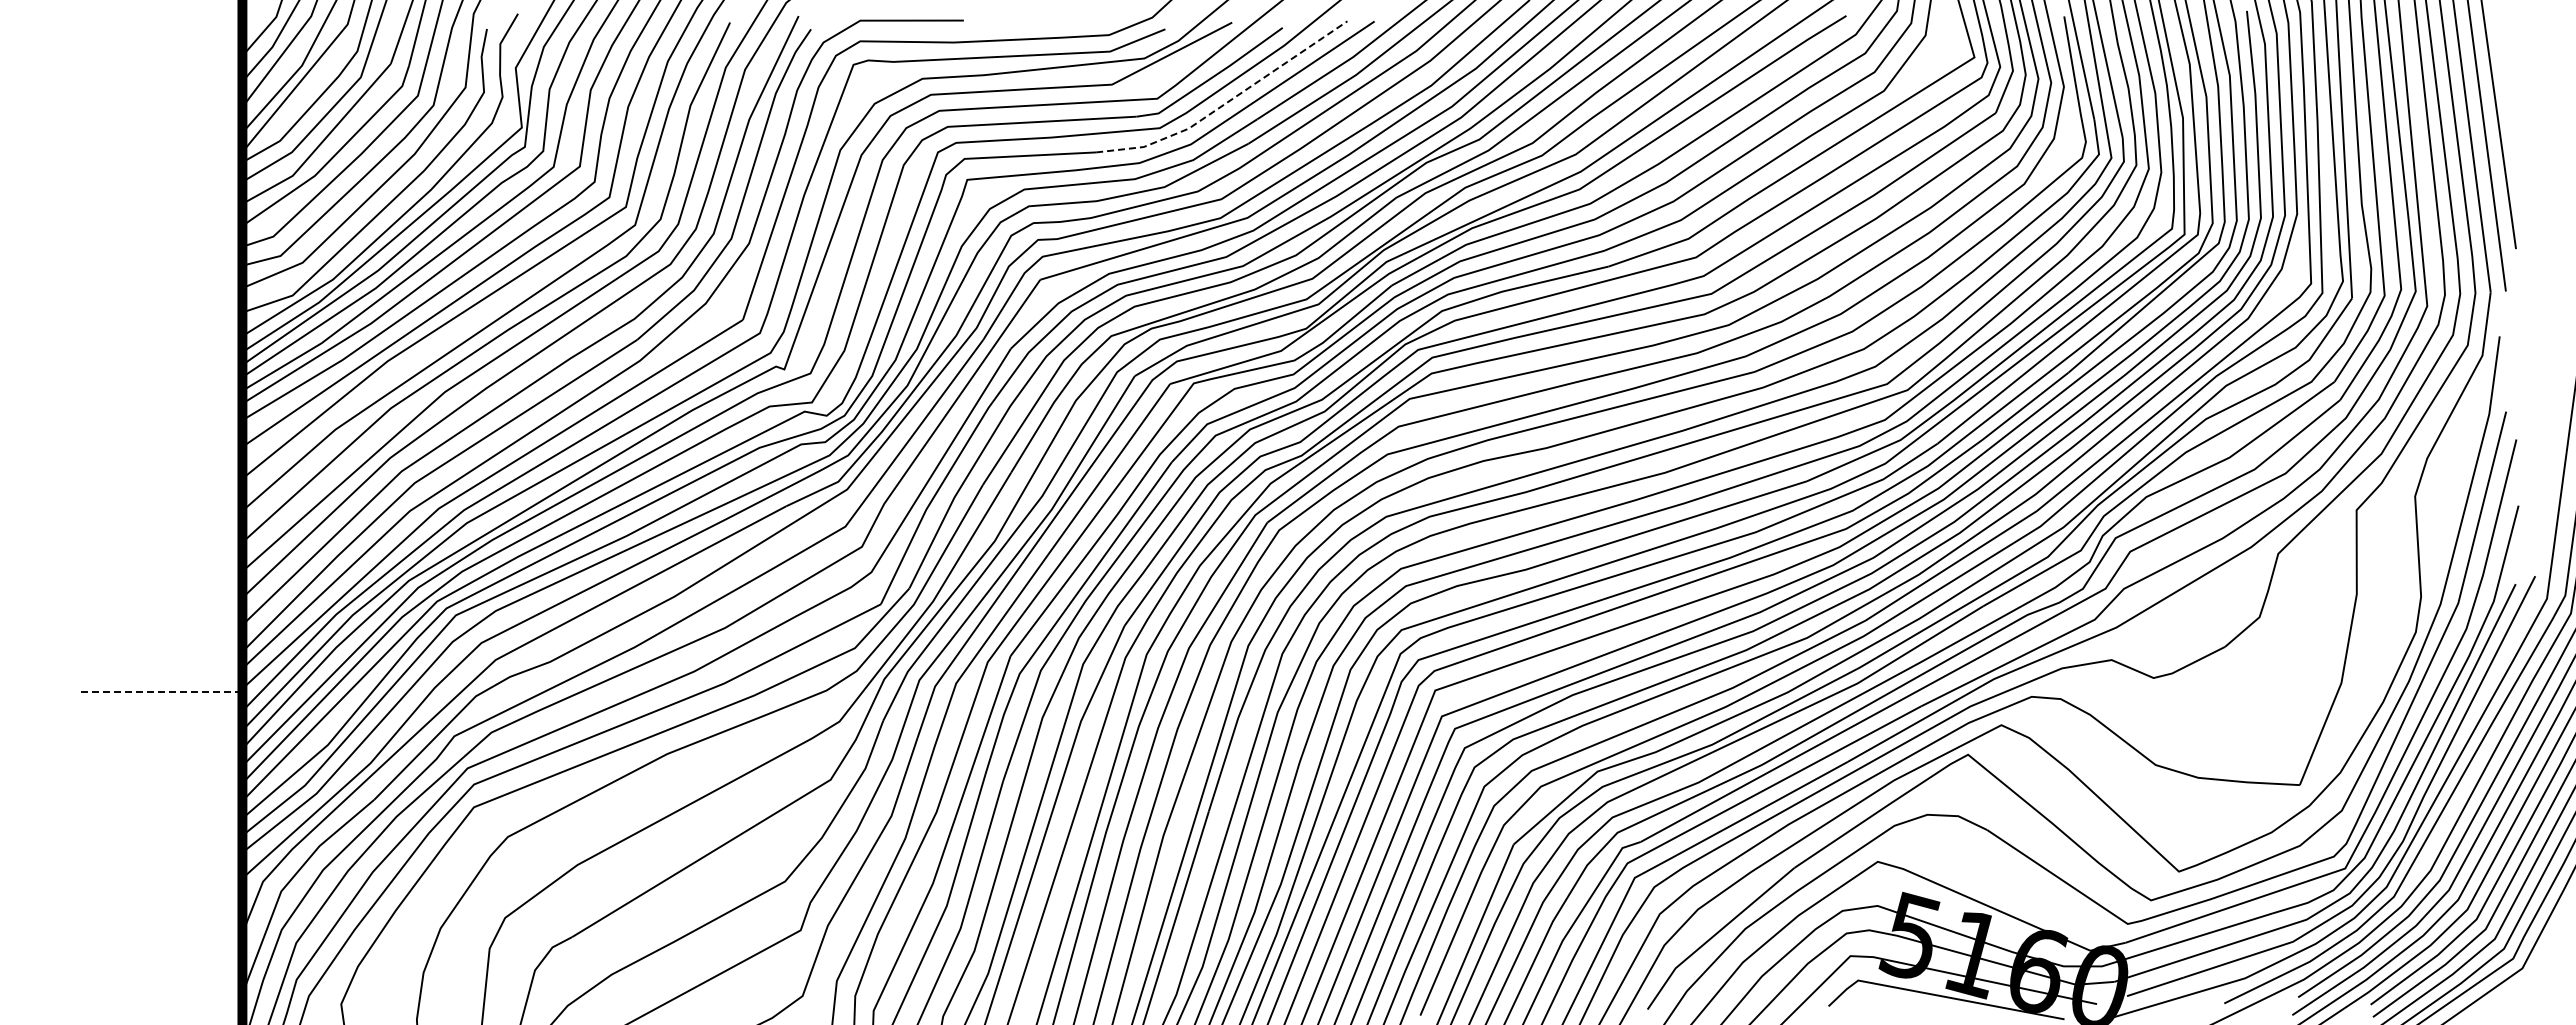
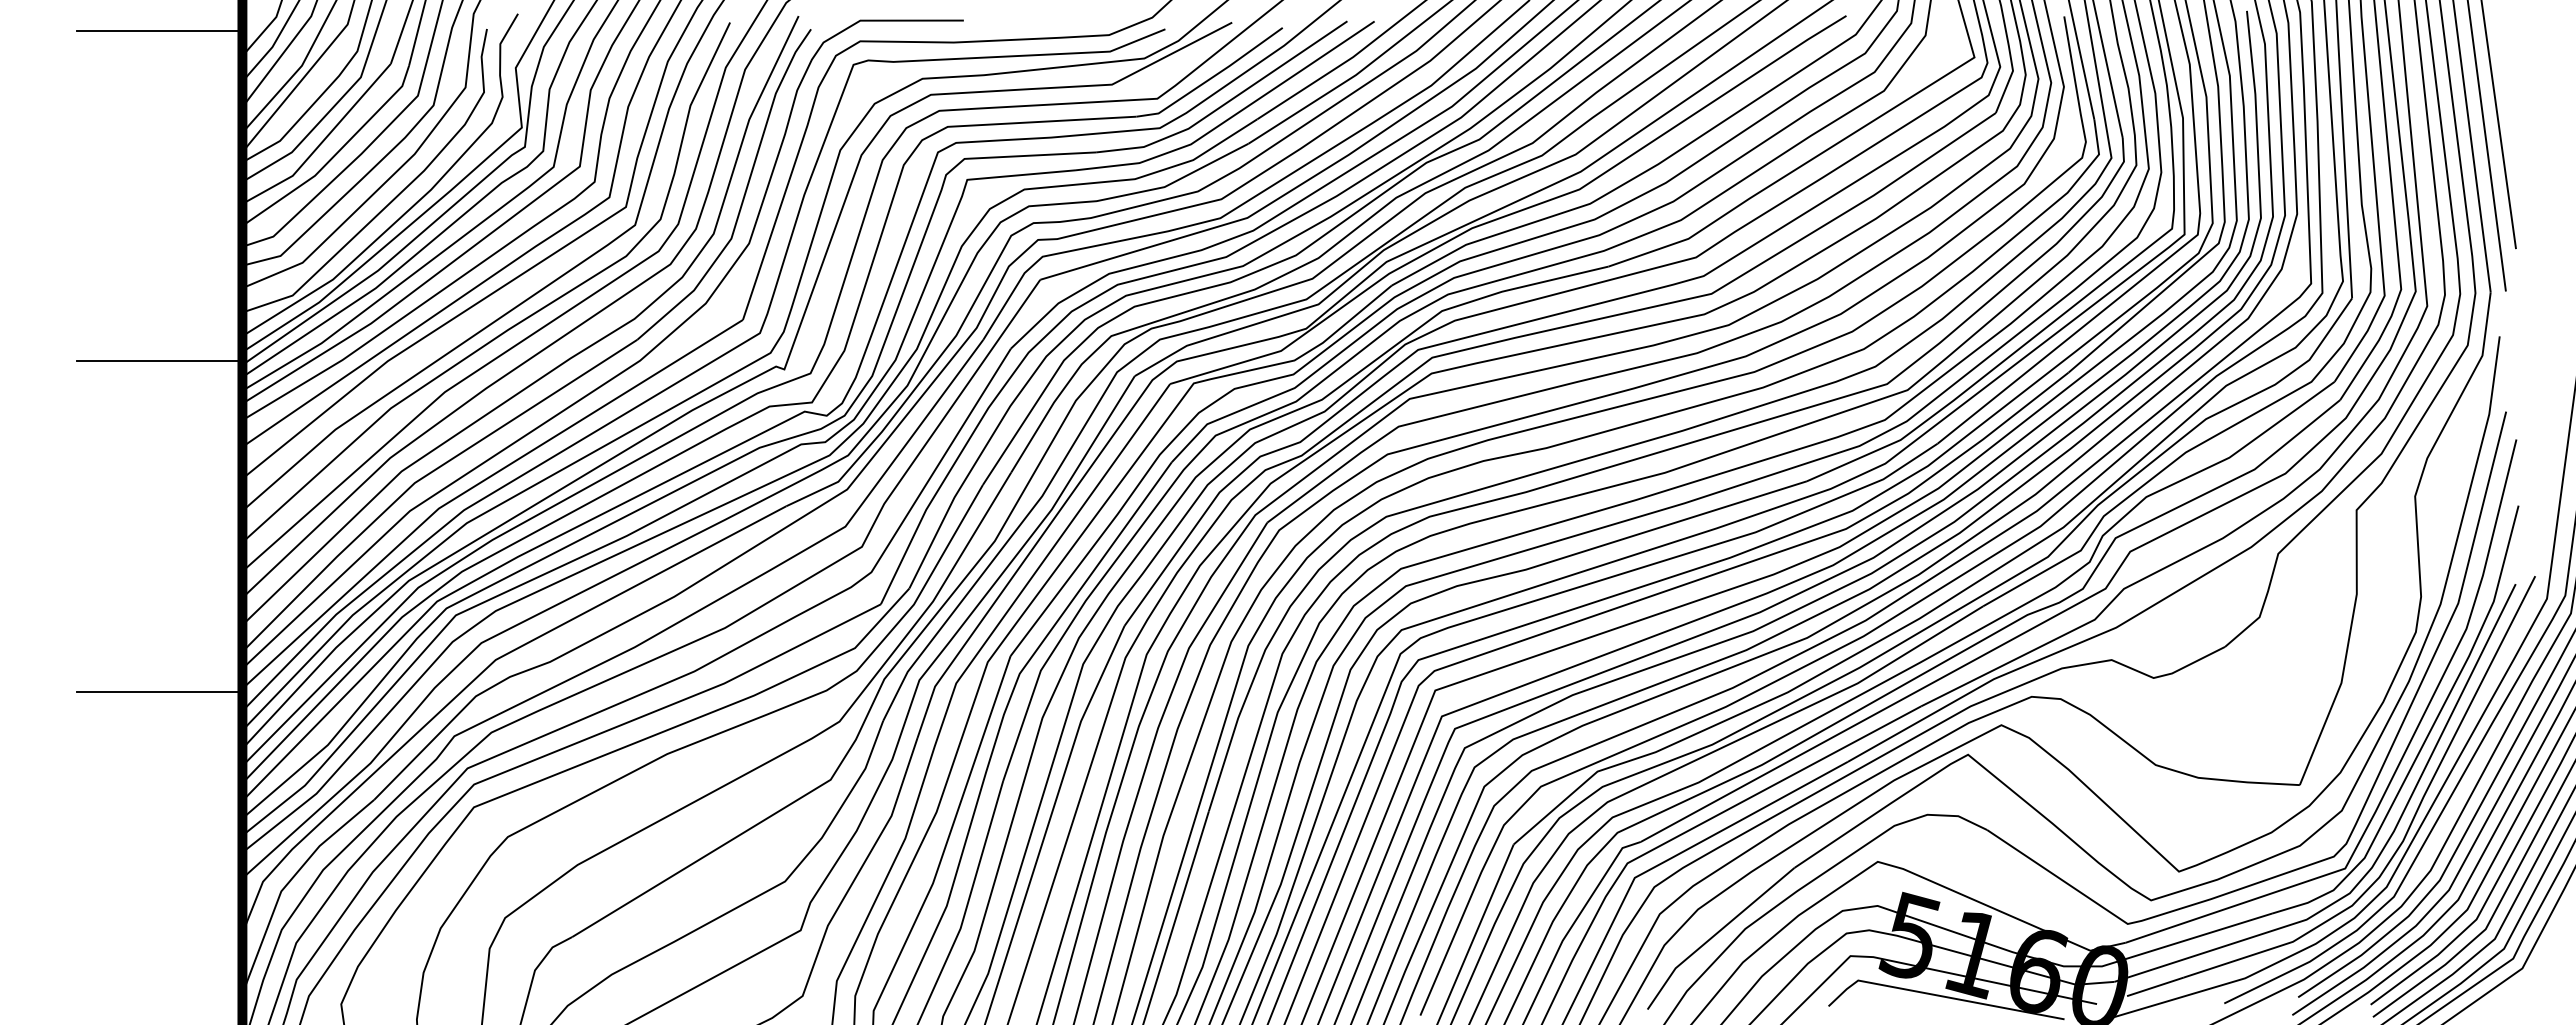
line: none -> present (159, 31)
line: dashed -> solid (1226, 103)
line: none -> present (159, 361)
line: dashed -> solid (159, 691)
